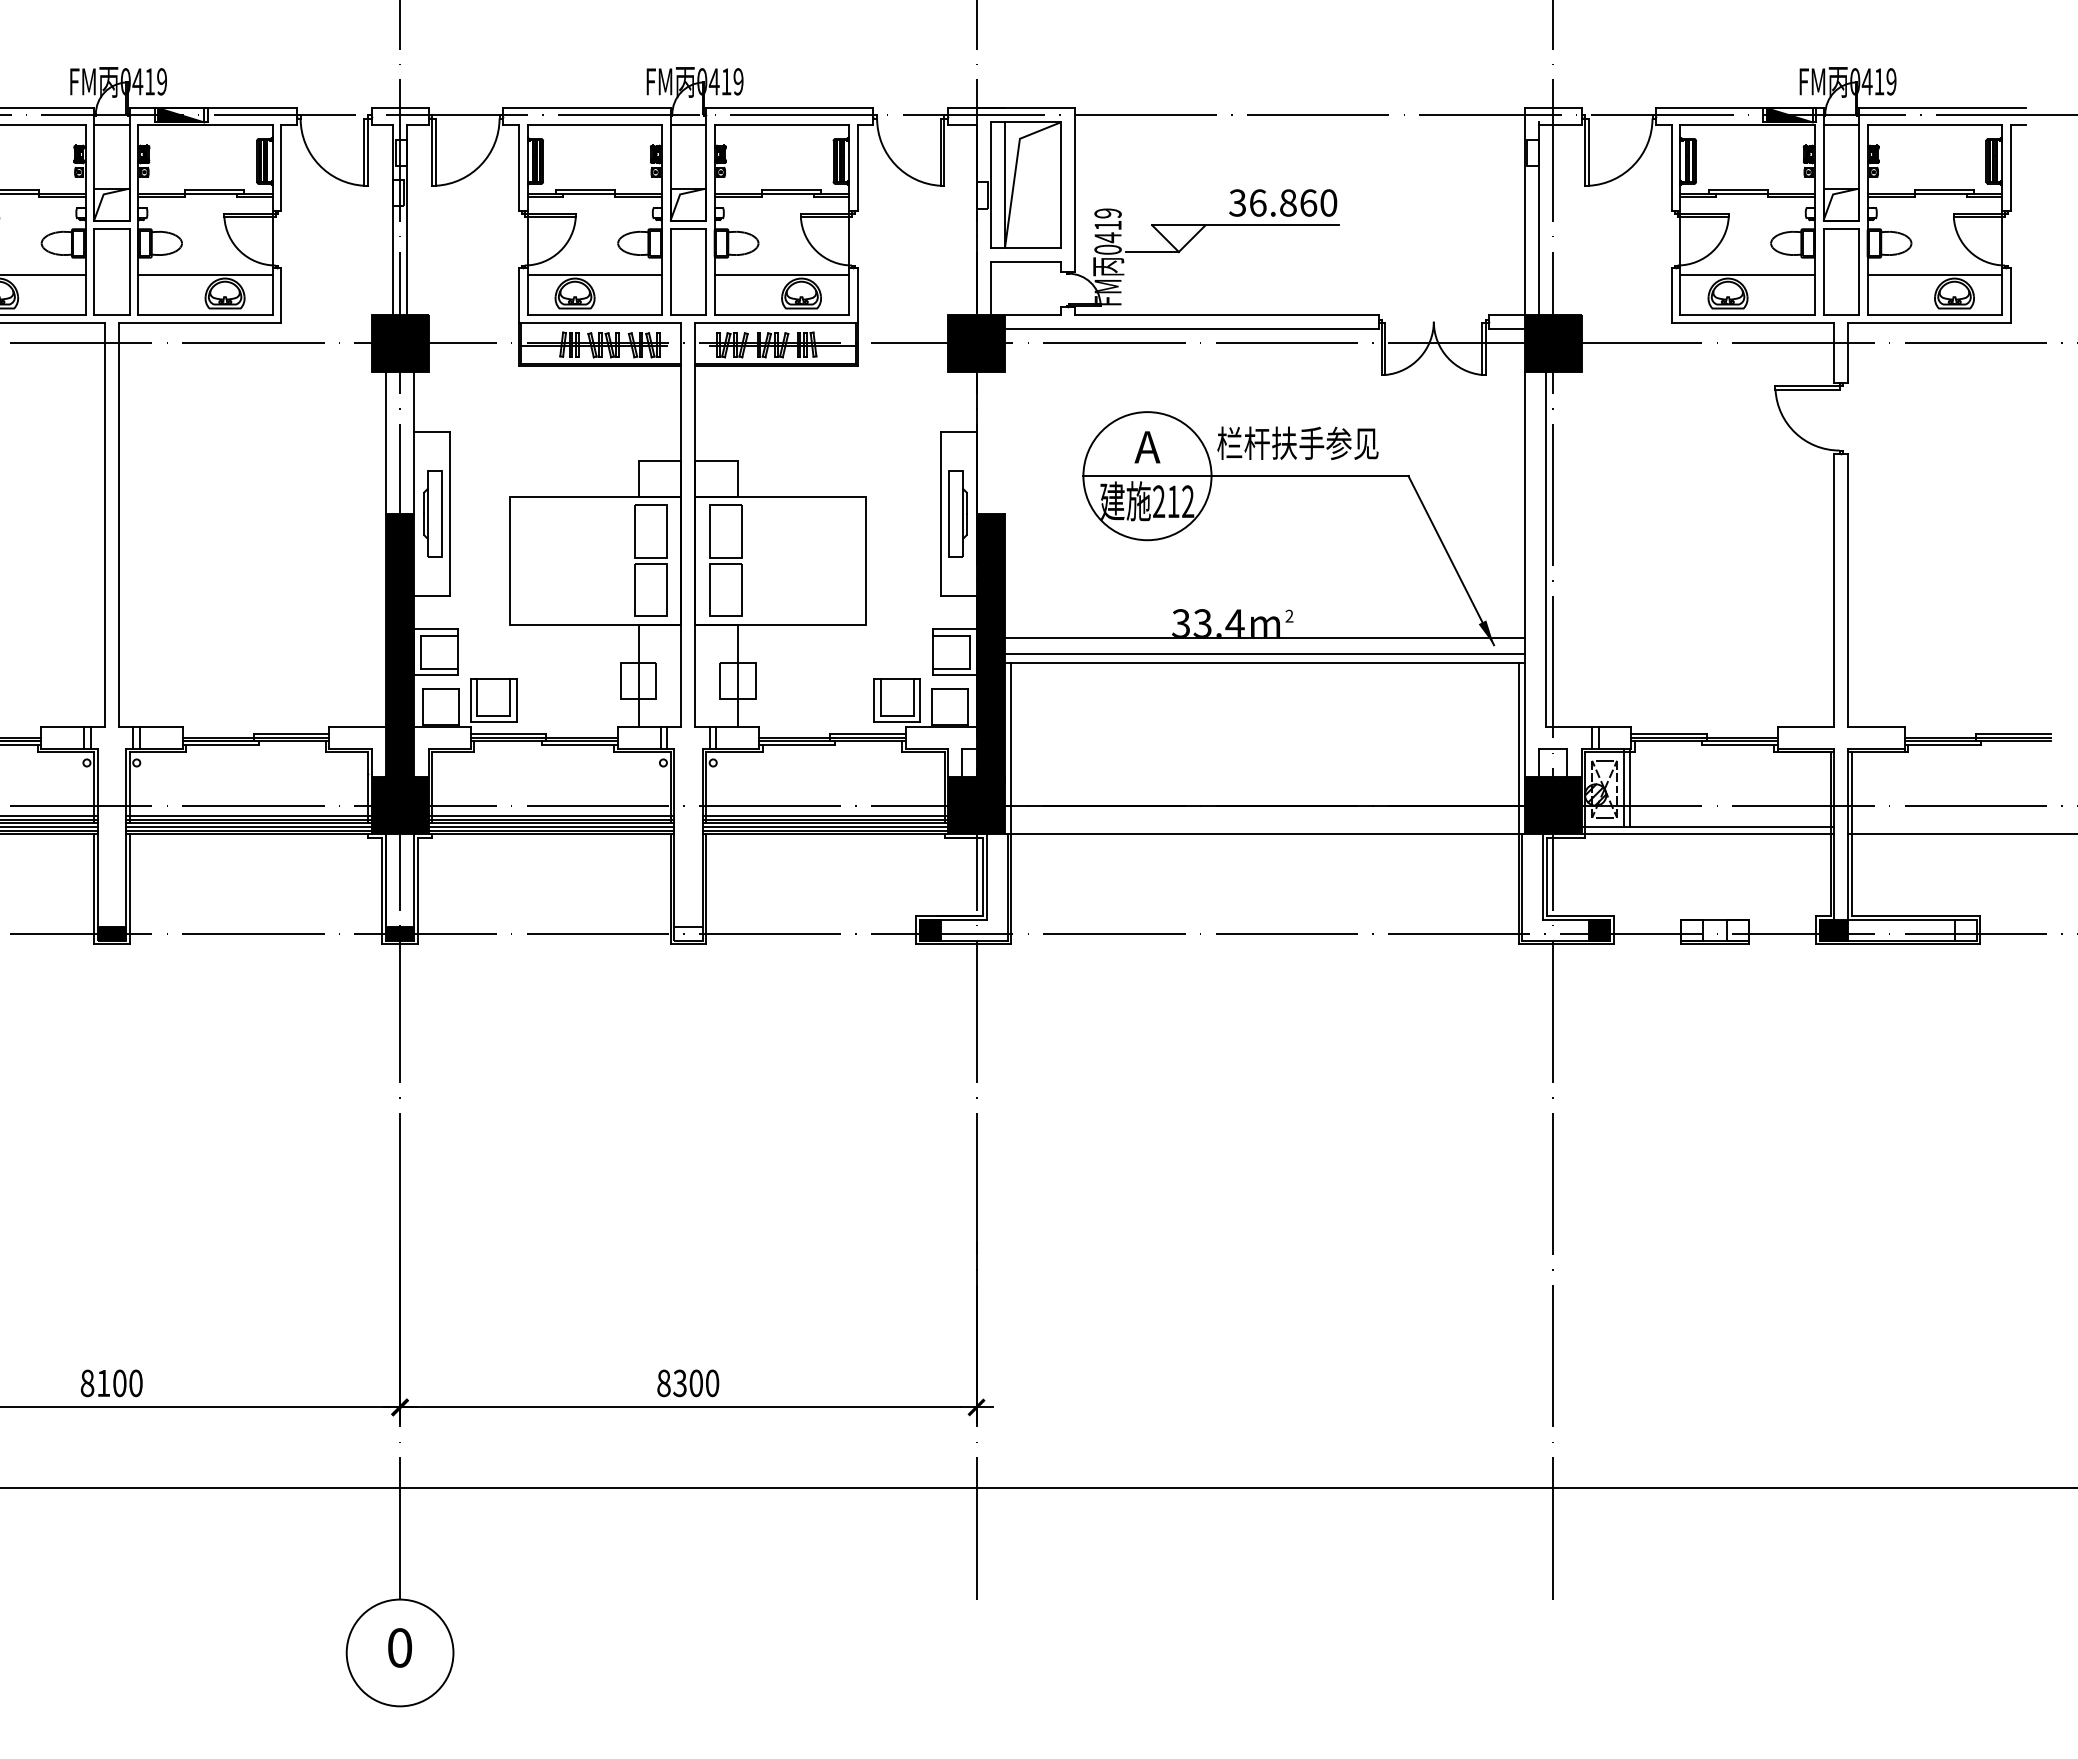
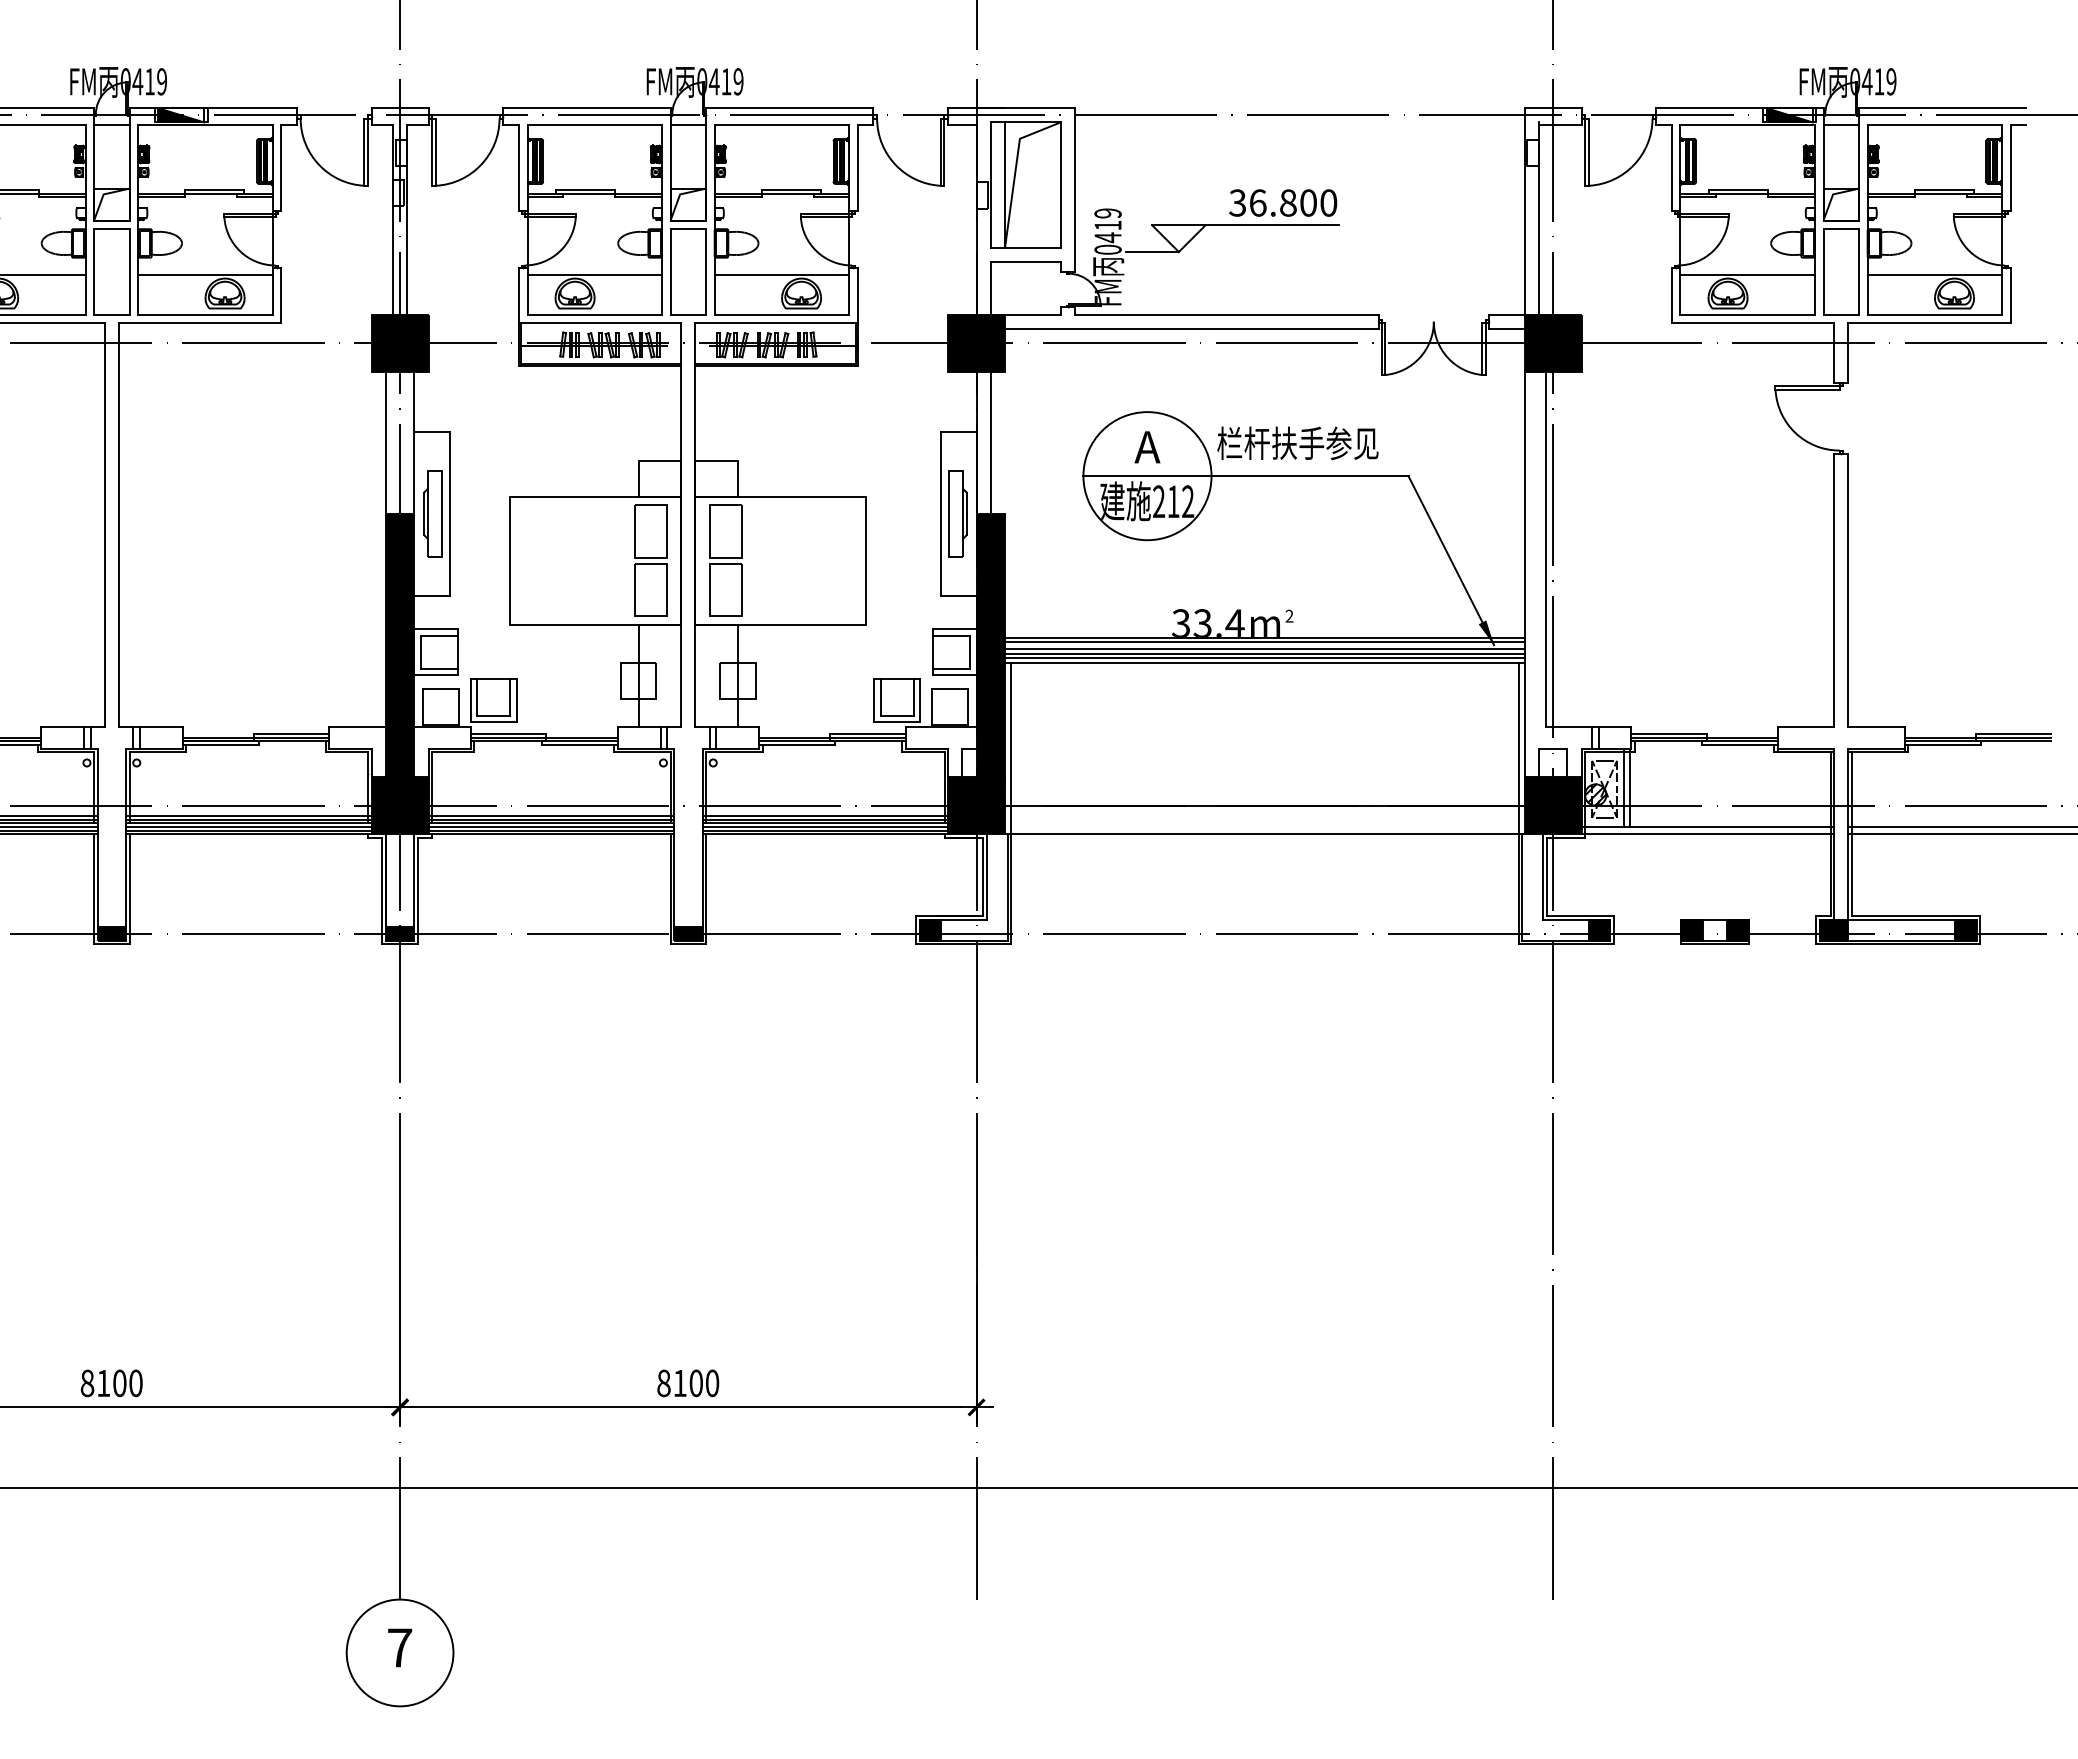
text: 36.860 -> 36.800 (1308, 202)
line: none -> present (990, 442)
line: none -> present (1264, 641)
line: none -> present (1264, 649)
line: none -> present (1264, 658)
line: none -> present (1961, 827)
fill: none -> present (1691, 929)
fill: none -> present (1737, 929)
fill: none -> present (1965, 929)
fill: none -> present (688, 933)
text: 8300 -> 8100 (679, 1383)
text: 0 -> 7 (400, 1647)
